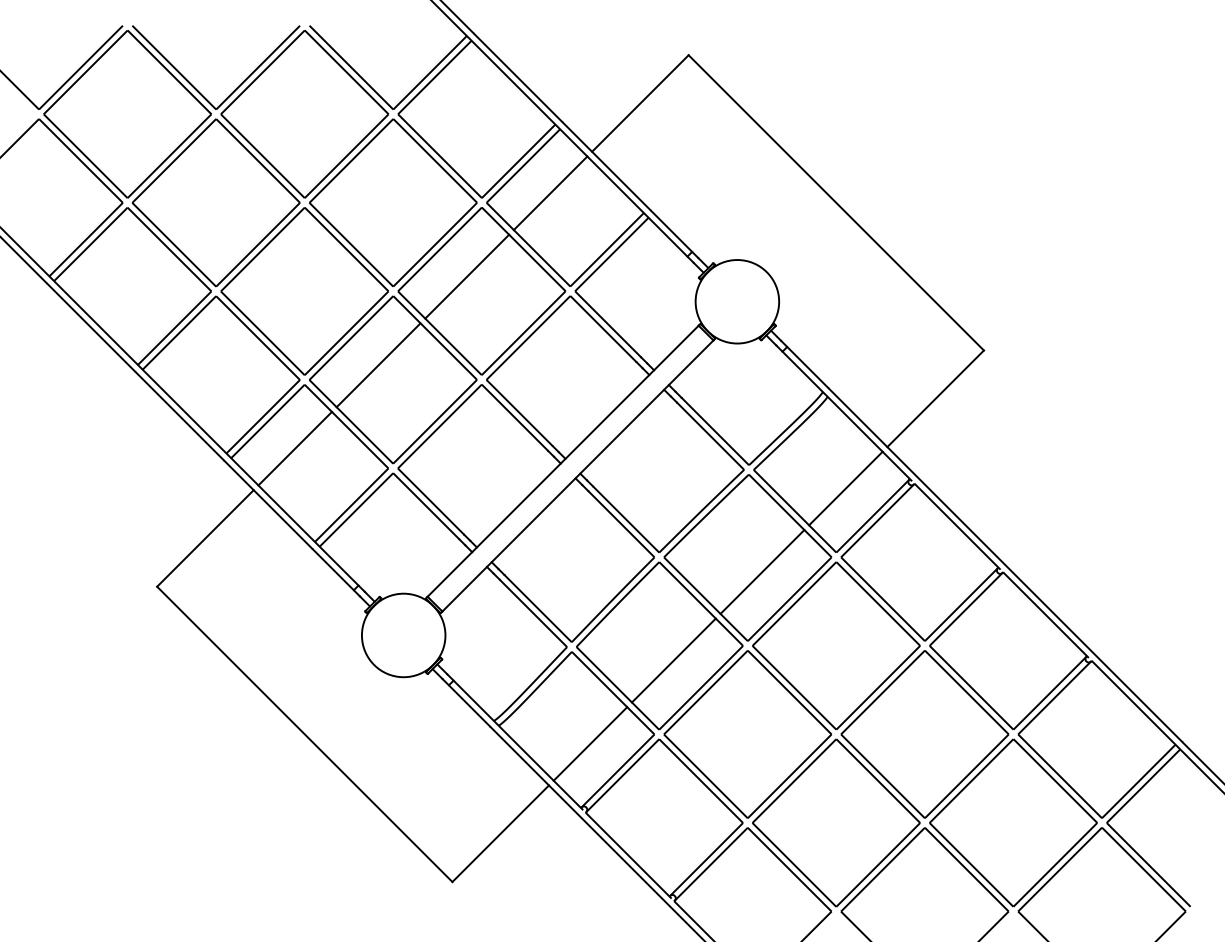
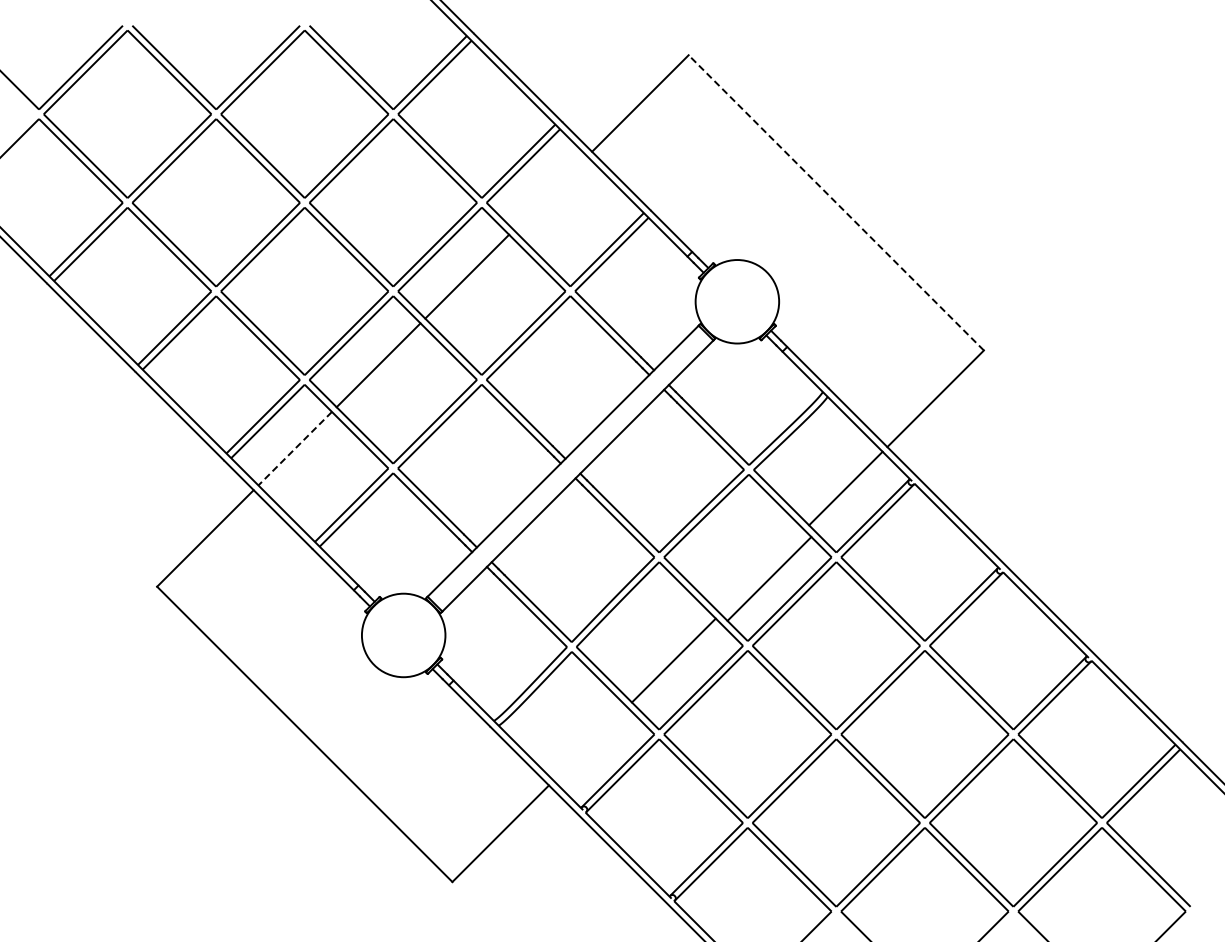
line: present -> none (550, 193)
line: solid -> dashed (836, 202)
line: solid -> dashed (295, 448)
line position: (762, 571) -> (769, 578) (769, 578)
line: present -> none (590, 743)
